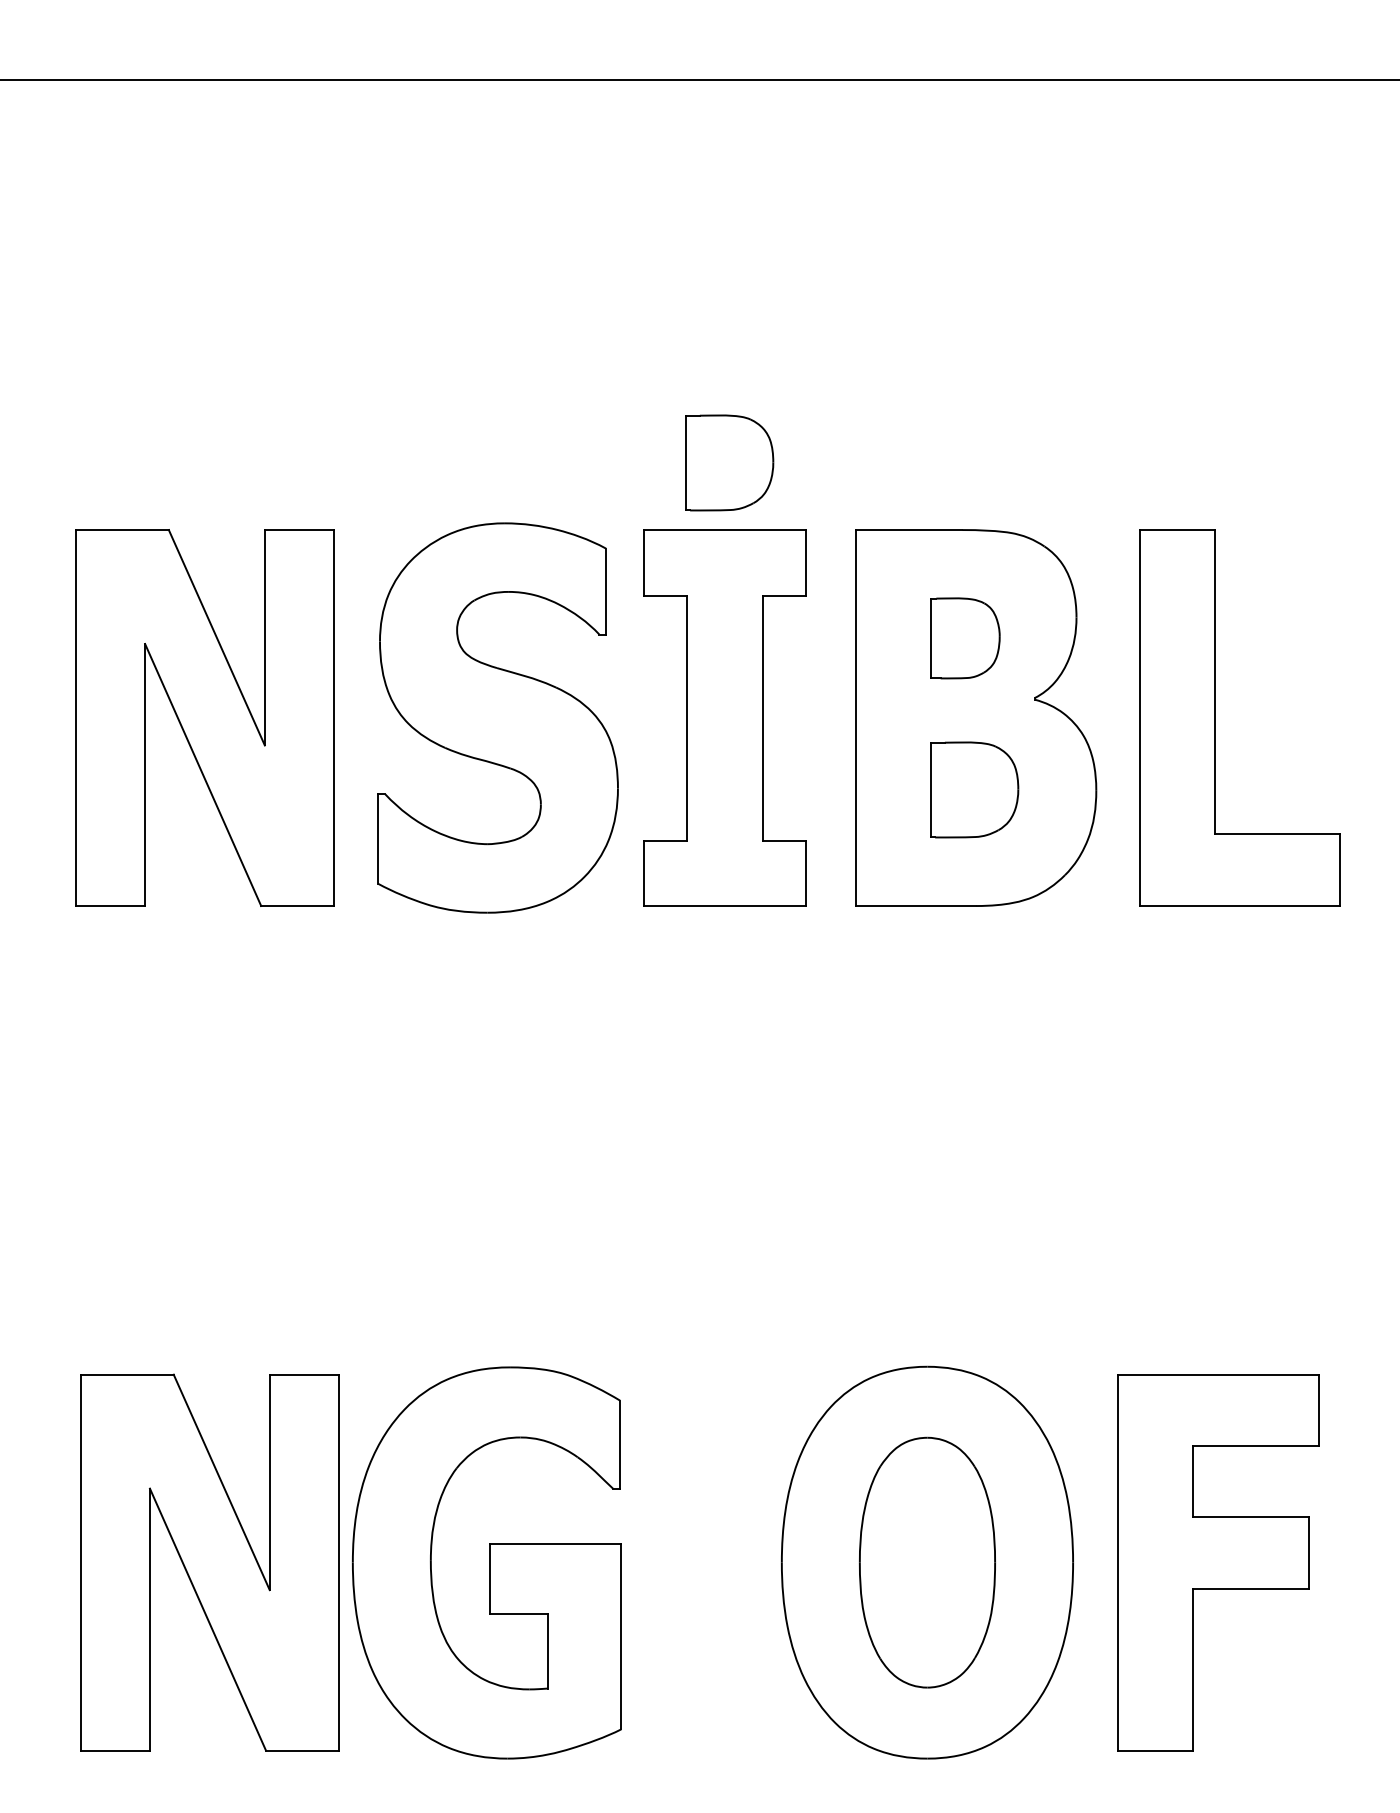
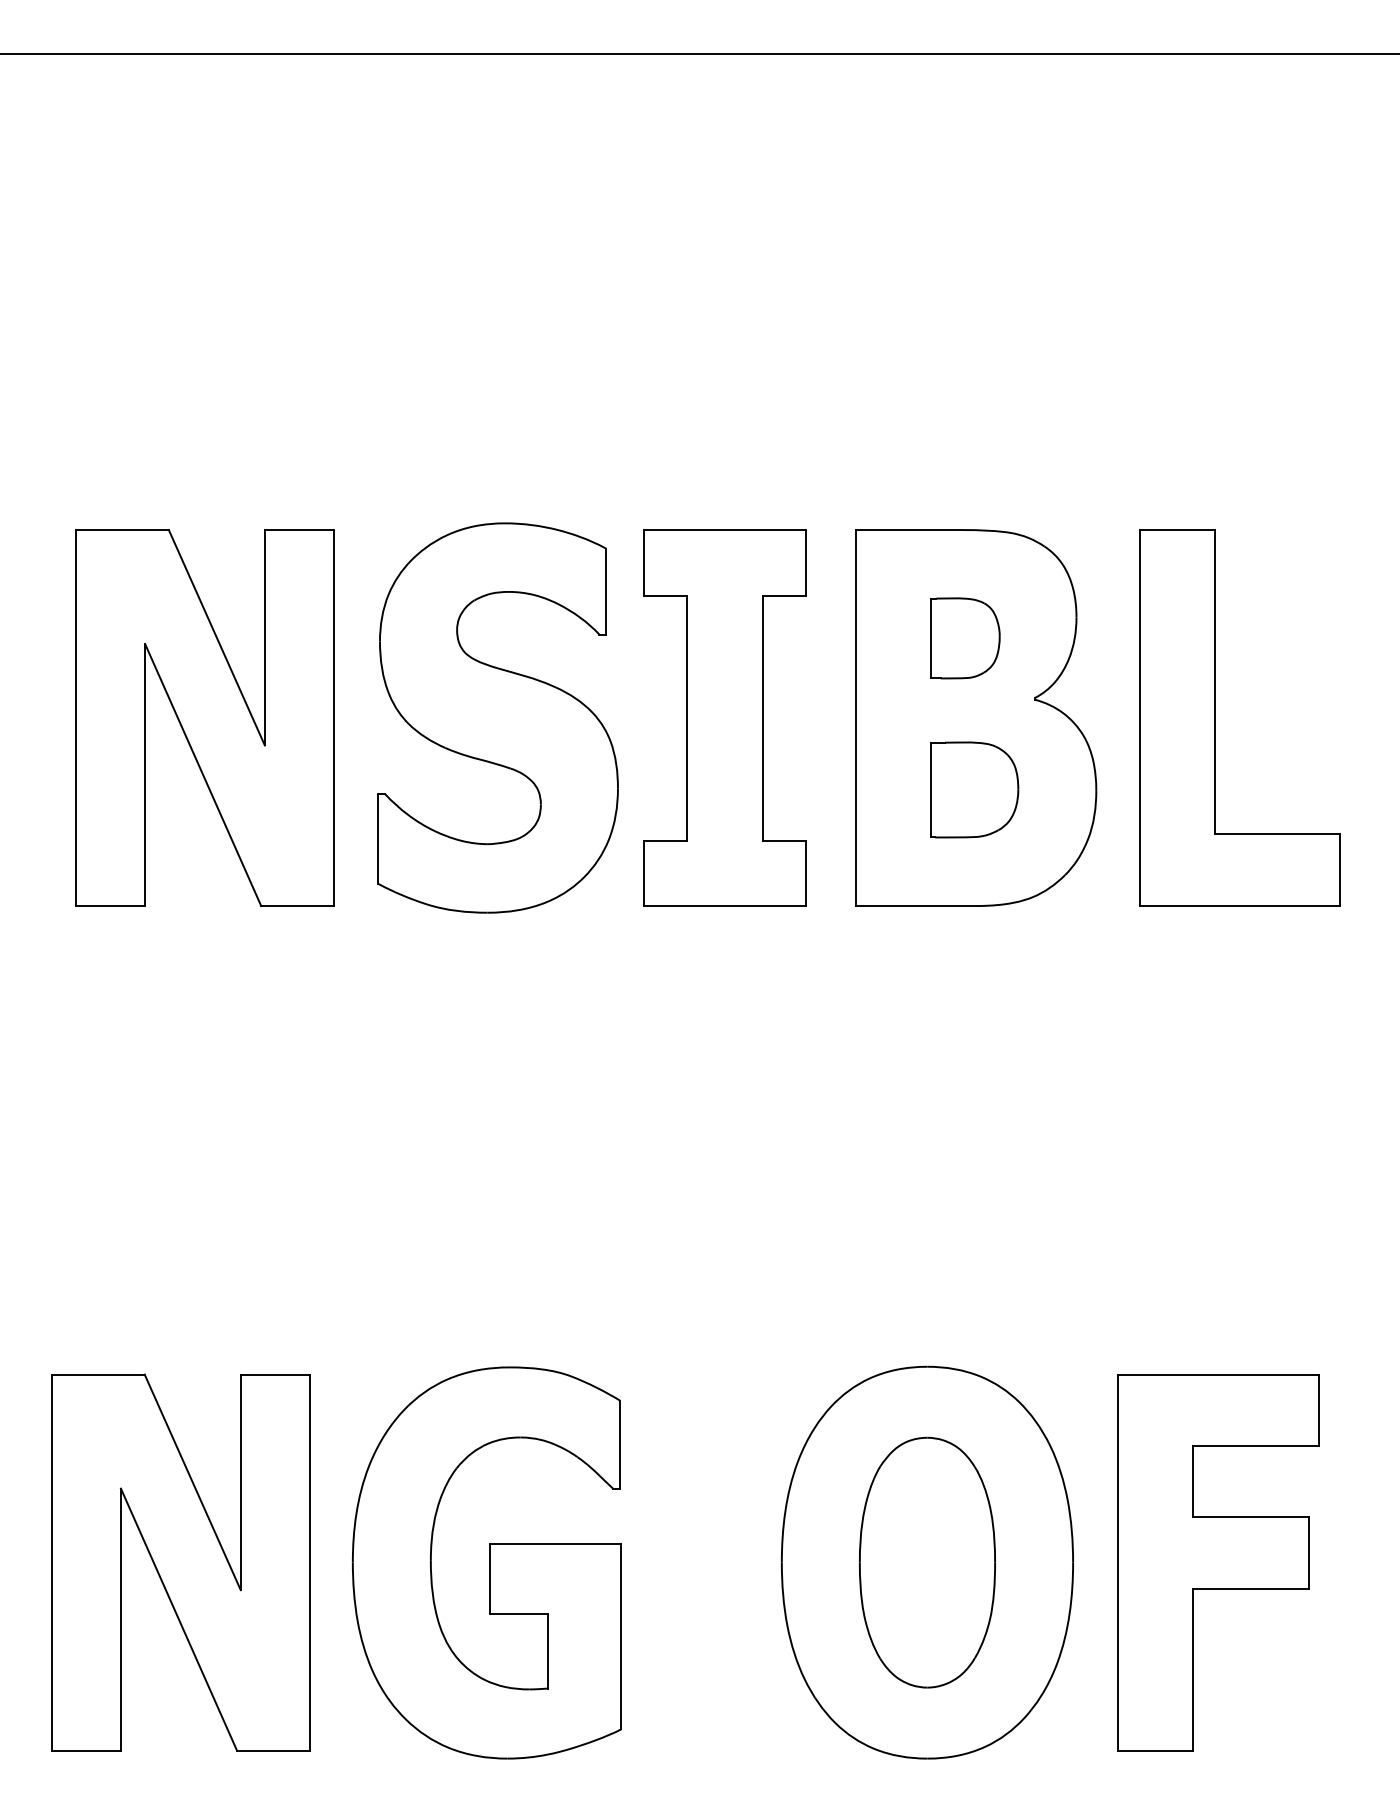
line position: (699, 80) -> (699, 54) (699, 54)
part: present -> none (729, 462)
part position: (209, 1562) -> (180, 1562) (180, 1562)
